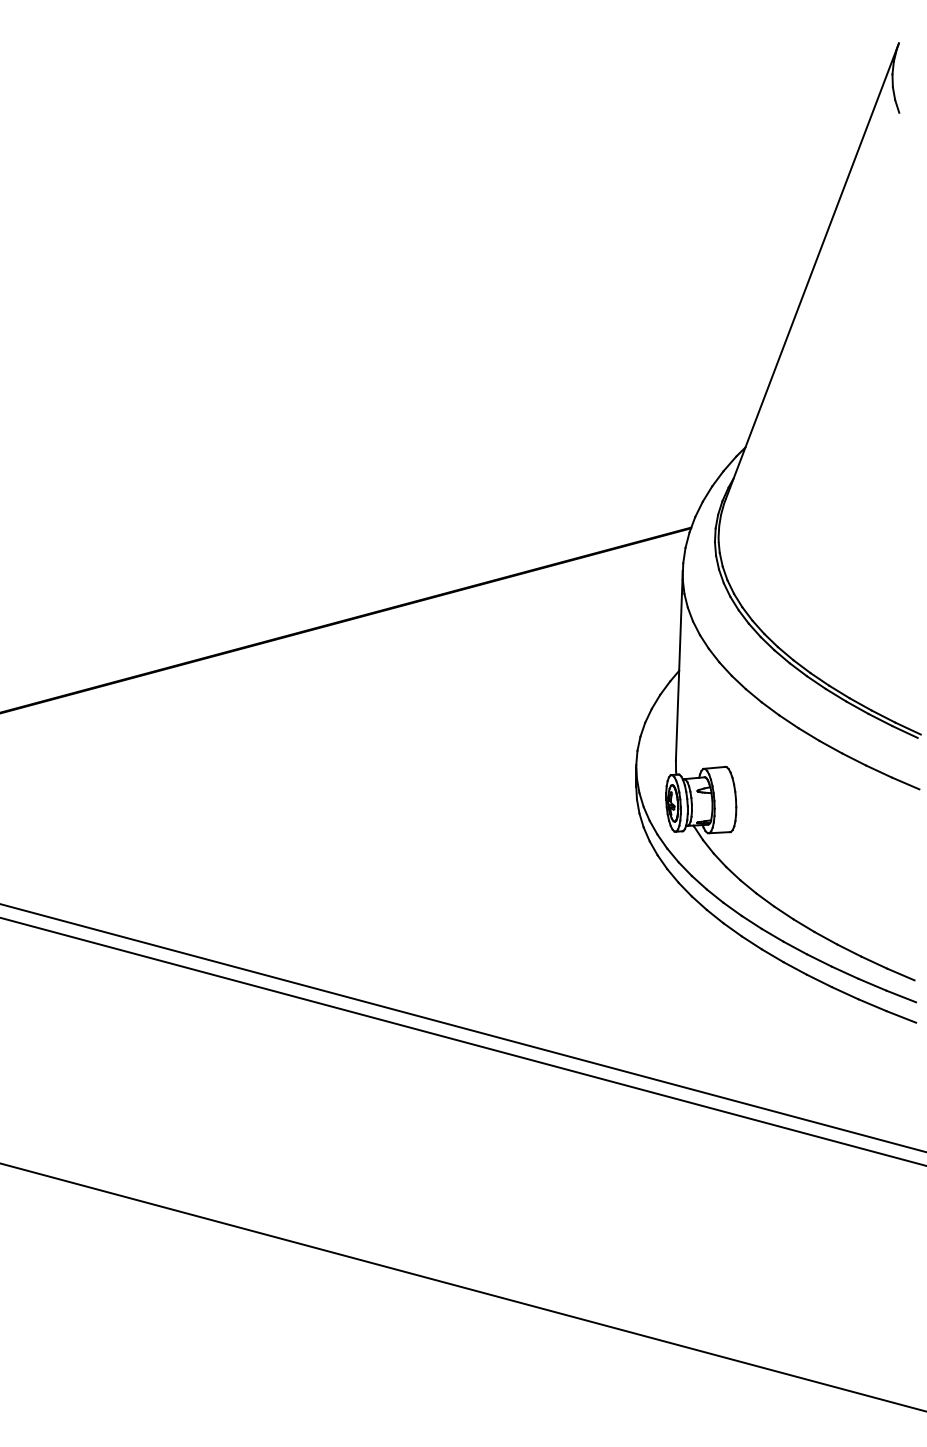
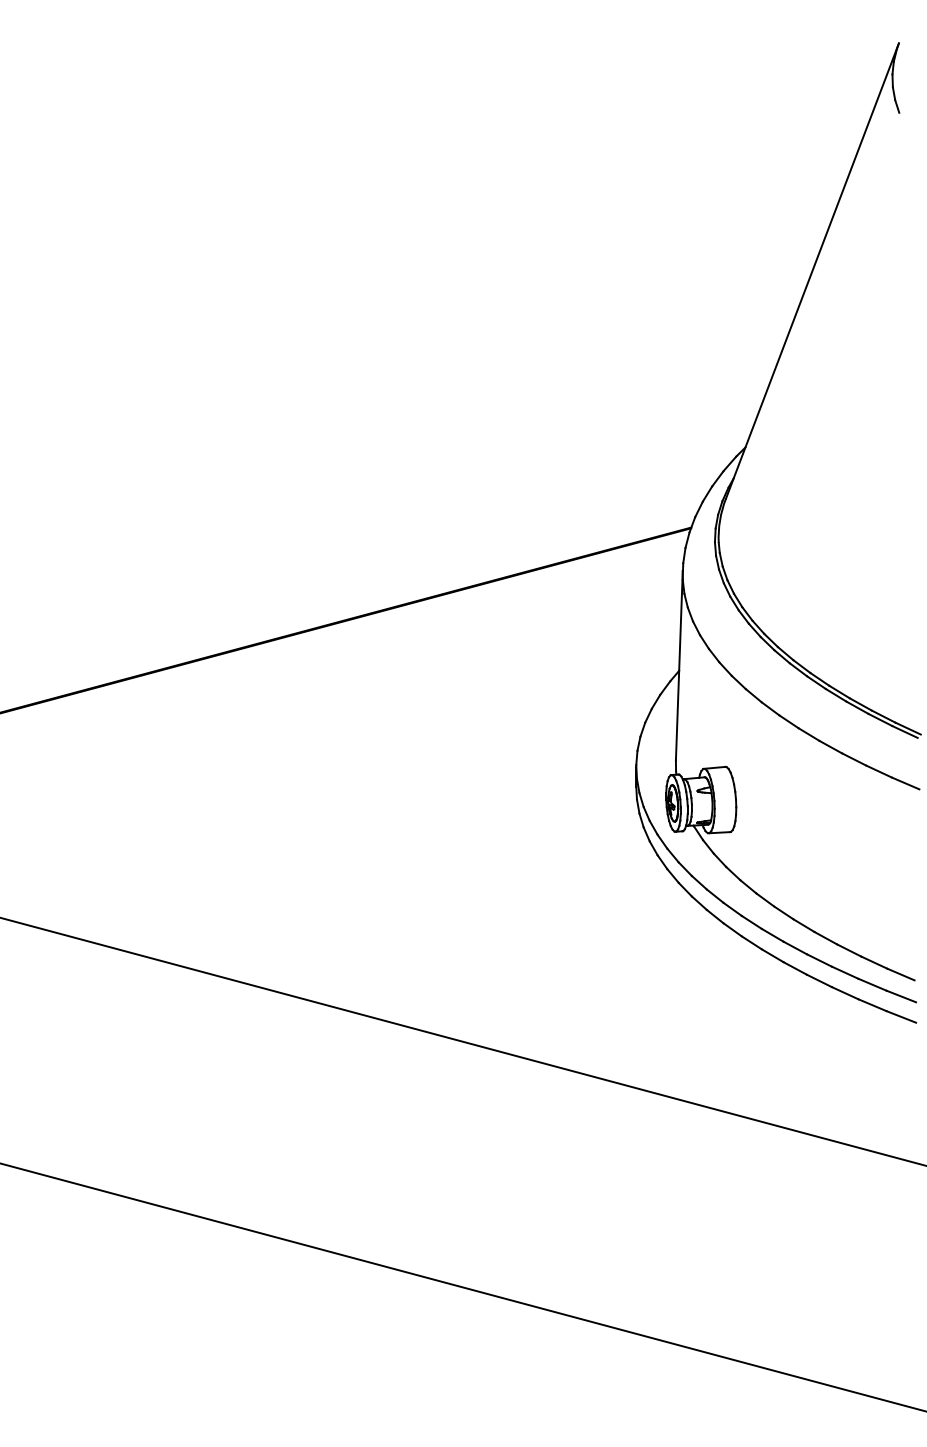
line: present -> none (462, 1027)
